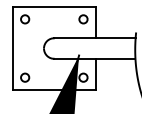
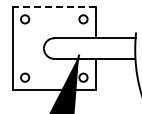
line: solid -> dashed (53, 7)
